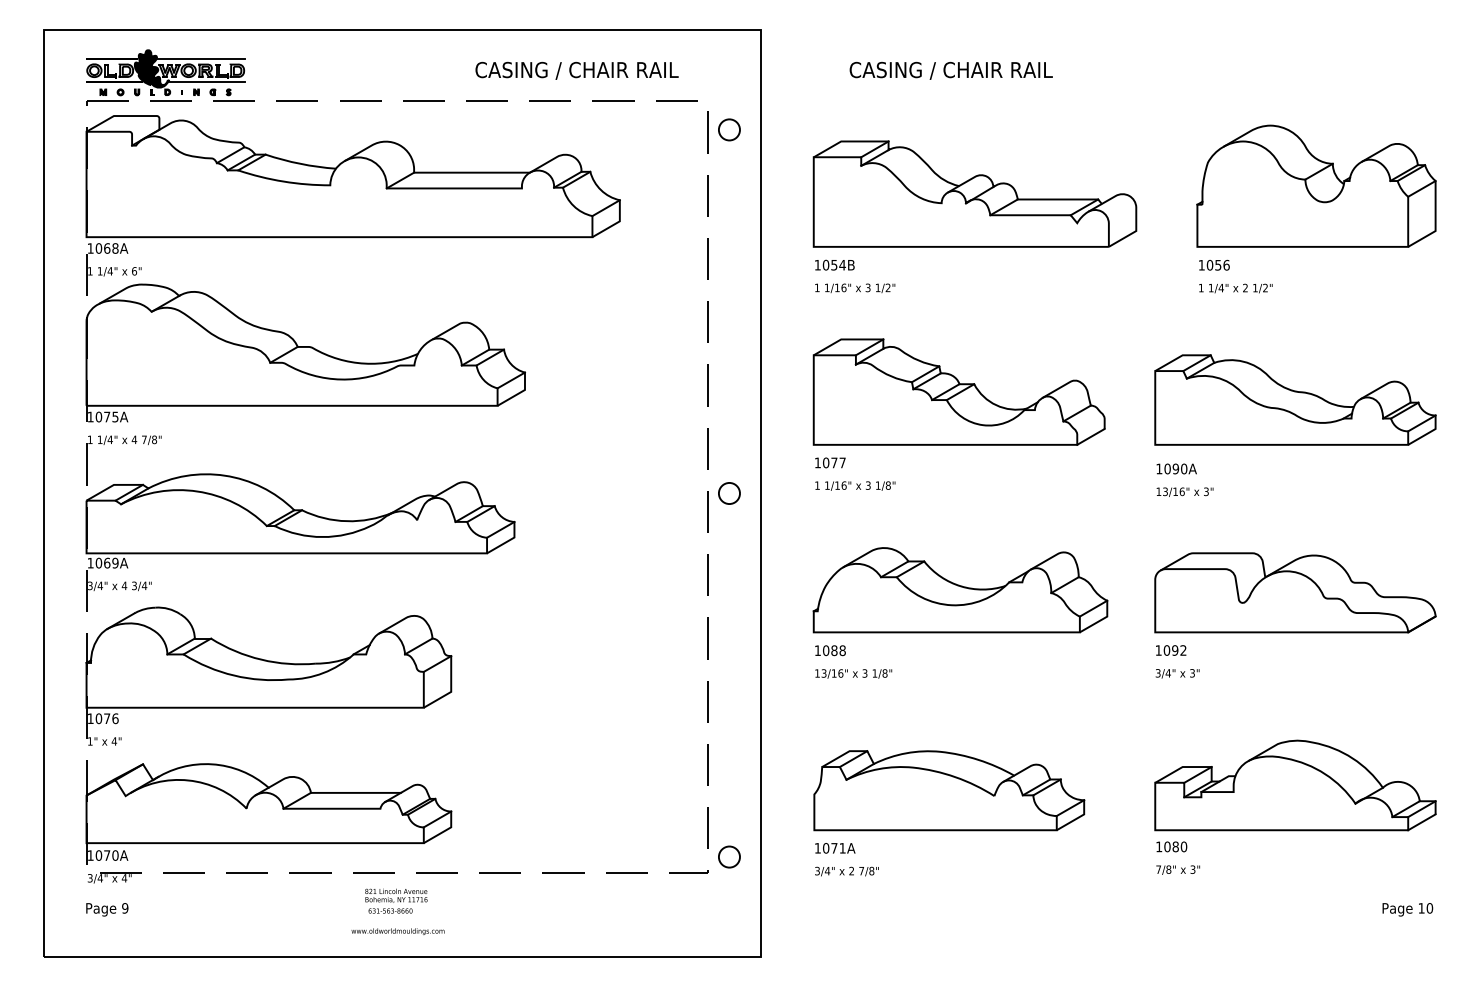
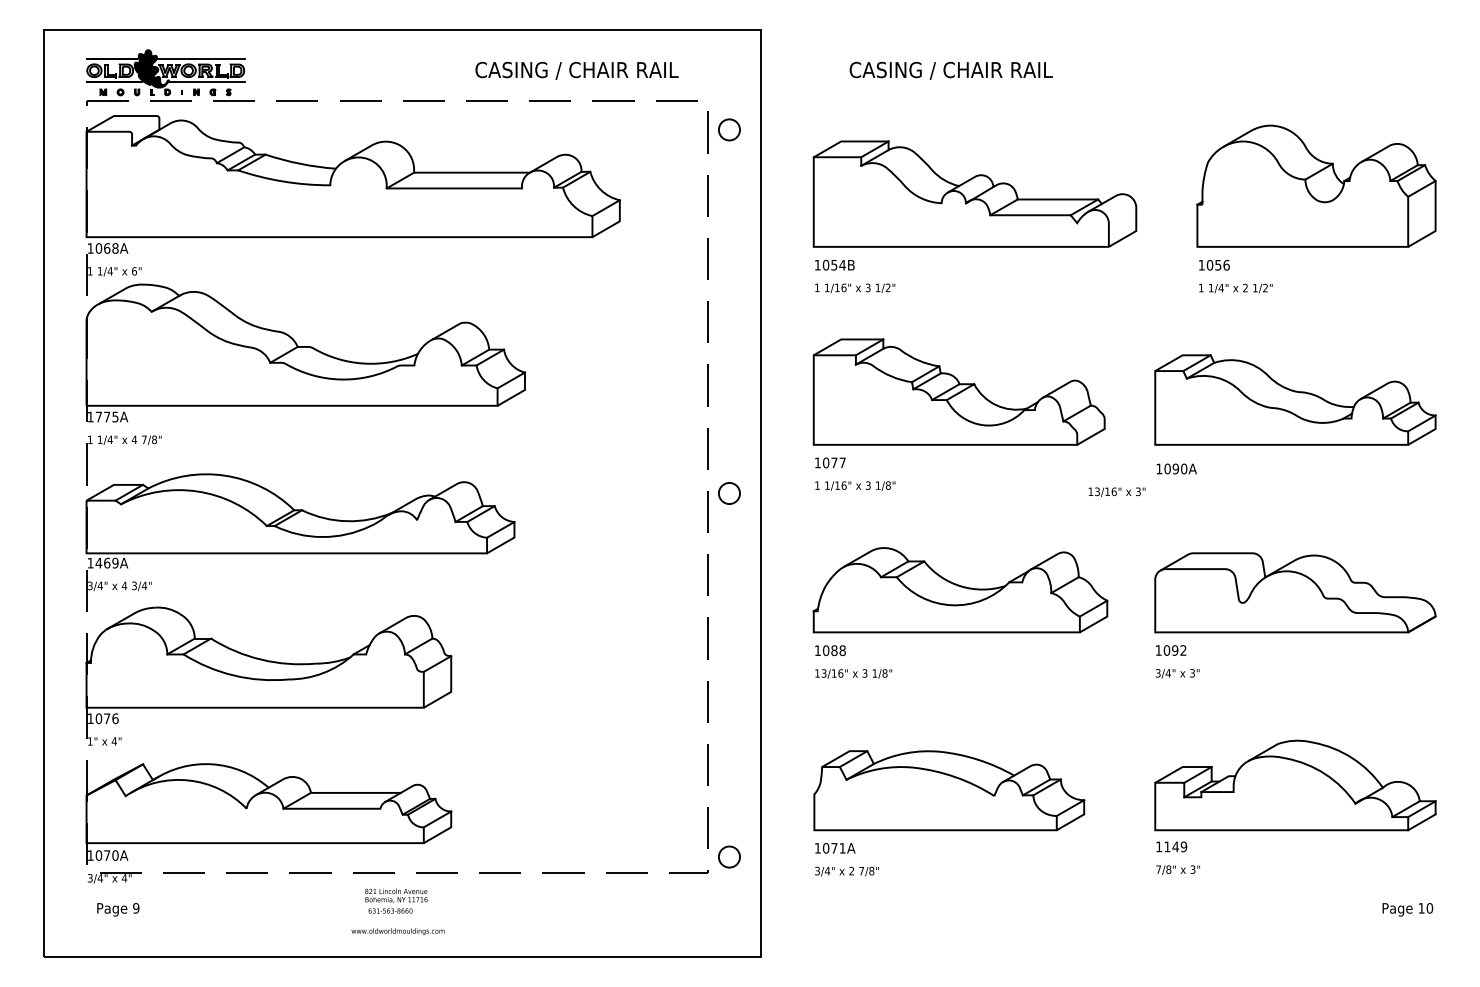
text: 1075A -> 1775A (98, 416)
text position: (1184, 491) -> (1116, 491) (1116, 491)
text: 1069A -> 1469A (98, 562)
text: 1080 -> 1149 (1175, 846)
text position: (107, 909) -> (118, 909) (118, 909)
